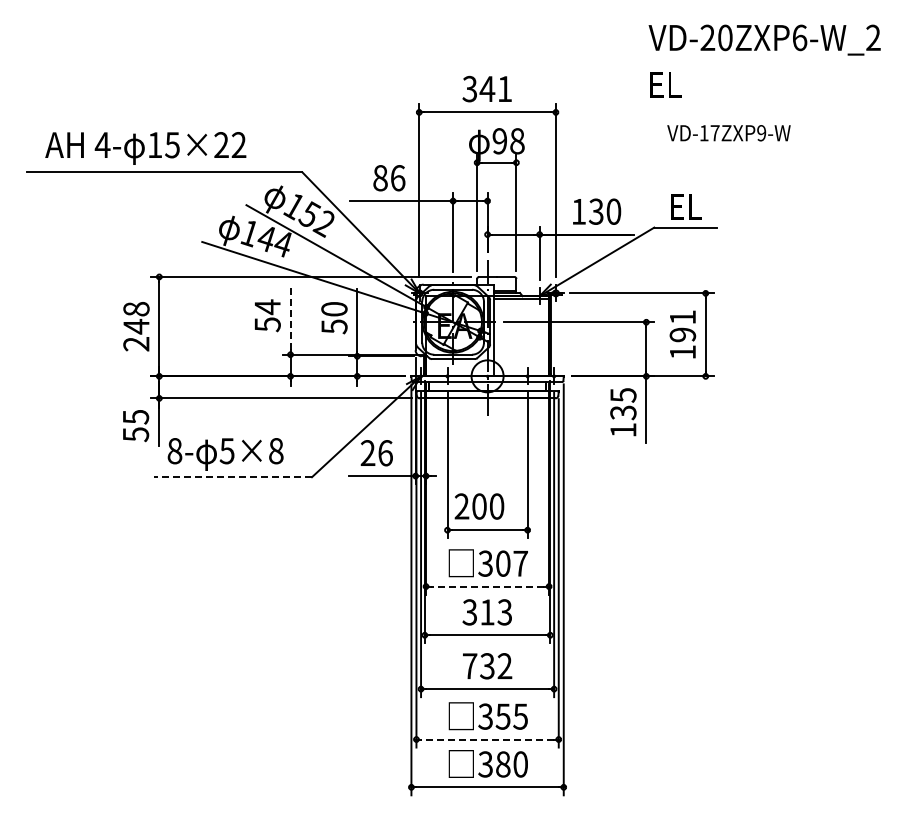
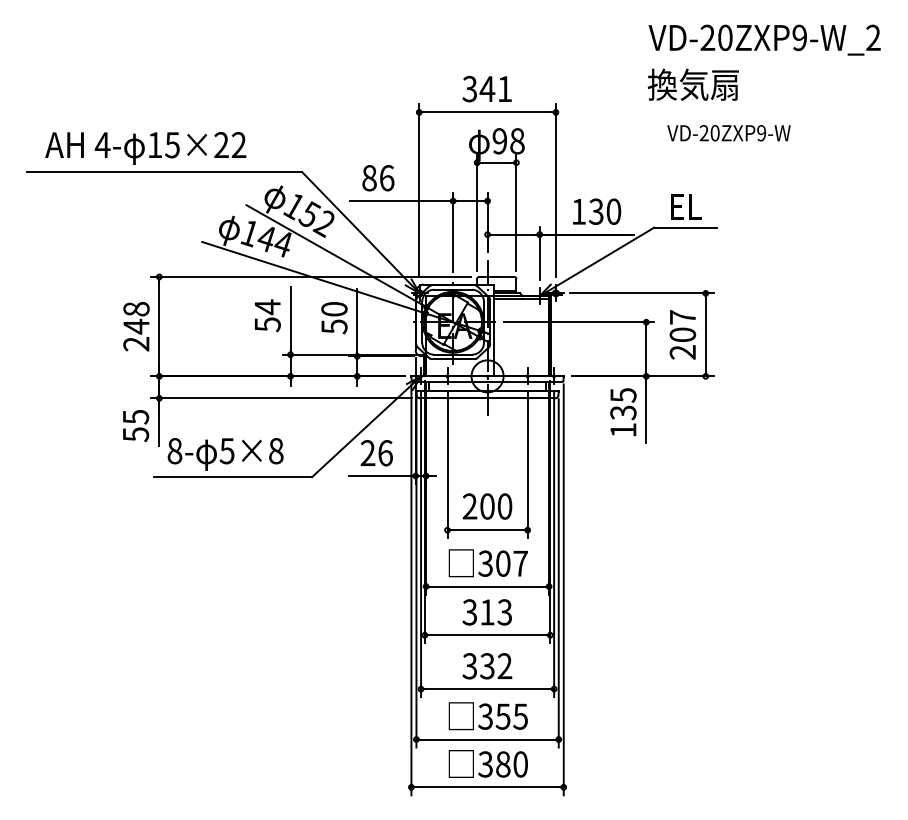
text: VD-20ZXP6-W_2 -> VD-20ZXP9-W_2 (799, 37)
text: EL -> 換気扇 (692, 84)
text: VD-17ZXP9-W -> VD-20ZXP9-W (709, 133)
text position: (389, 178) -> (378, 178) (378, 178)
line: dashed -> solid (290, 318)
text: 191 -> 207 (682, 334)
line: dashed -> solid (233, 477)
text position: (479, 506) -> (487, 506) (487, 506)
line: dashed -> solid (487, 586)
text: 732 -> 332 (469, 666)
line: dashed -> solid (487, 739)
